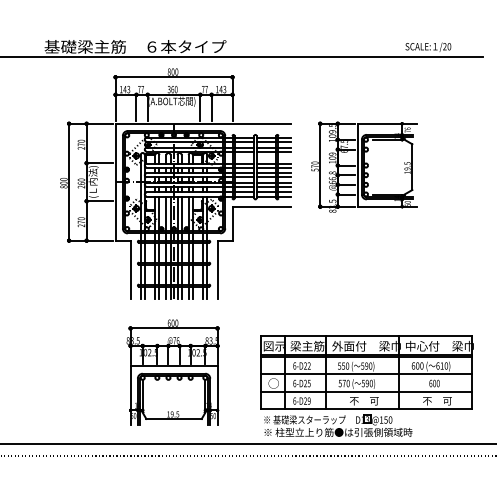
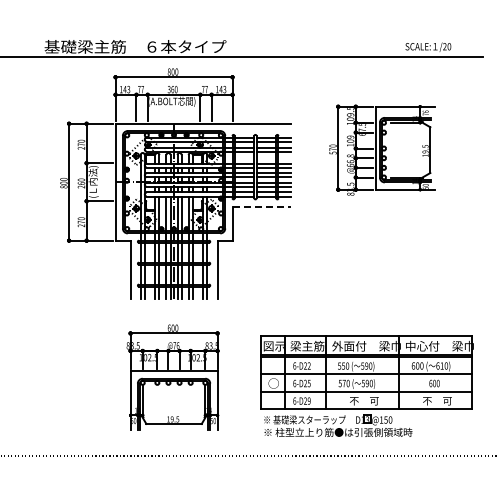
part position: (364, 166) -> (382, 149) (382, 149)
line: solid -> dashed (262, 206)
part position: (172, 372) -> (172, 377) (172, 377)
line: present -> none (247, 444)
